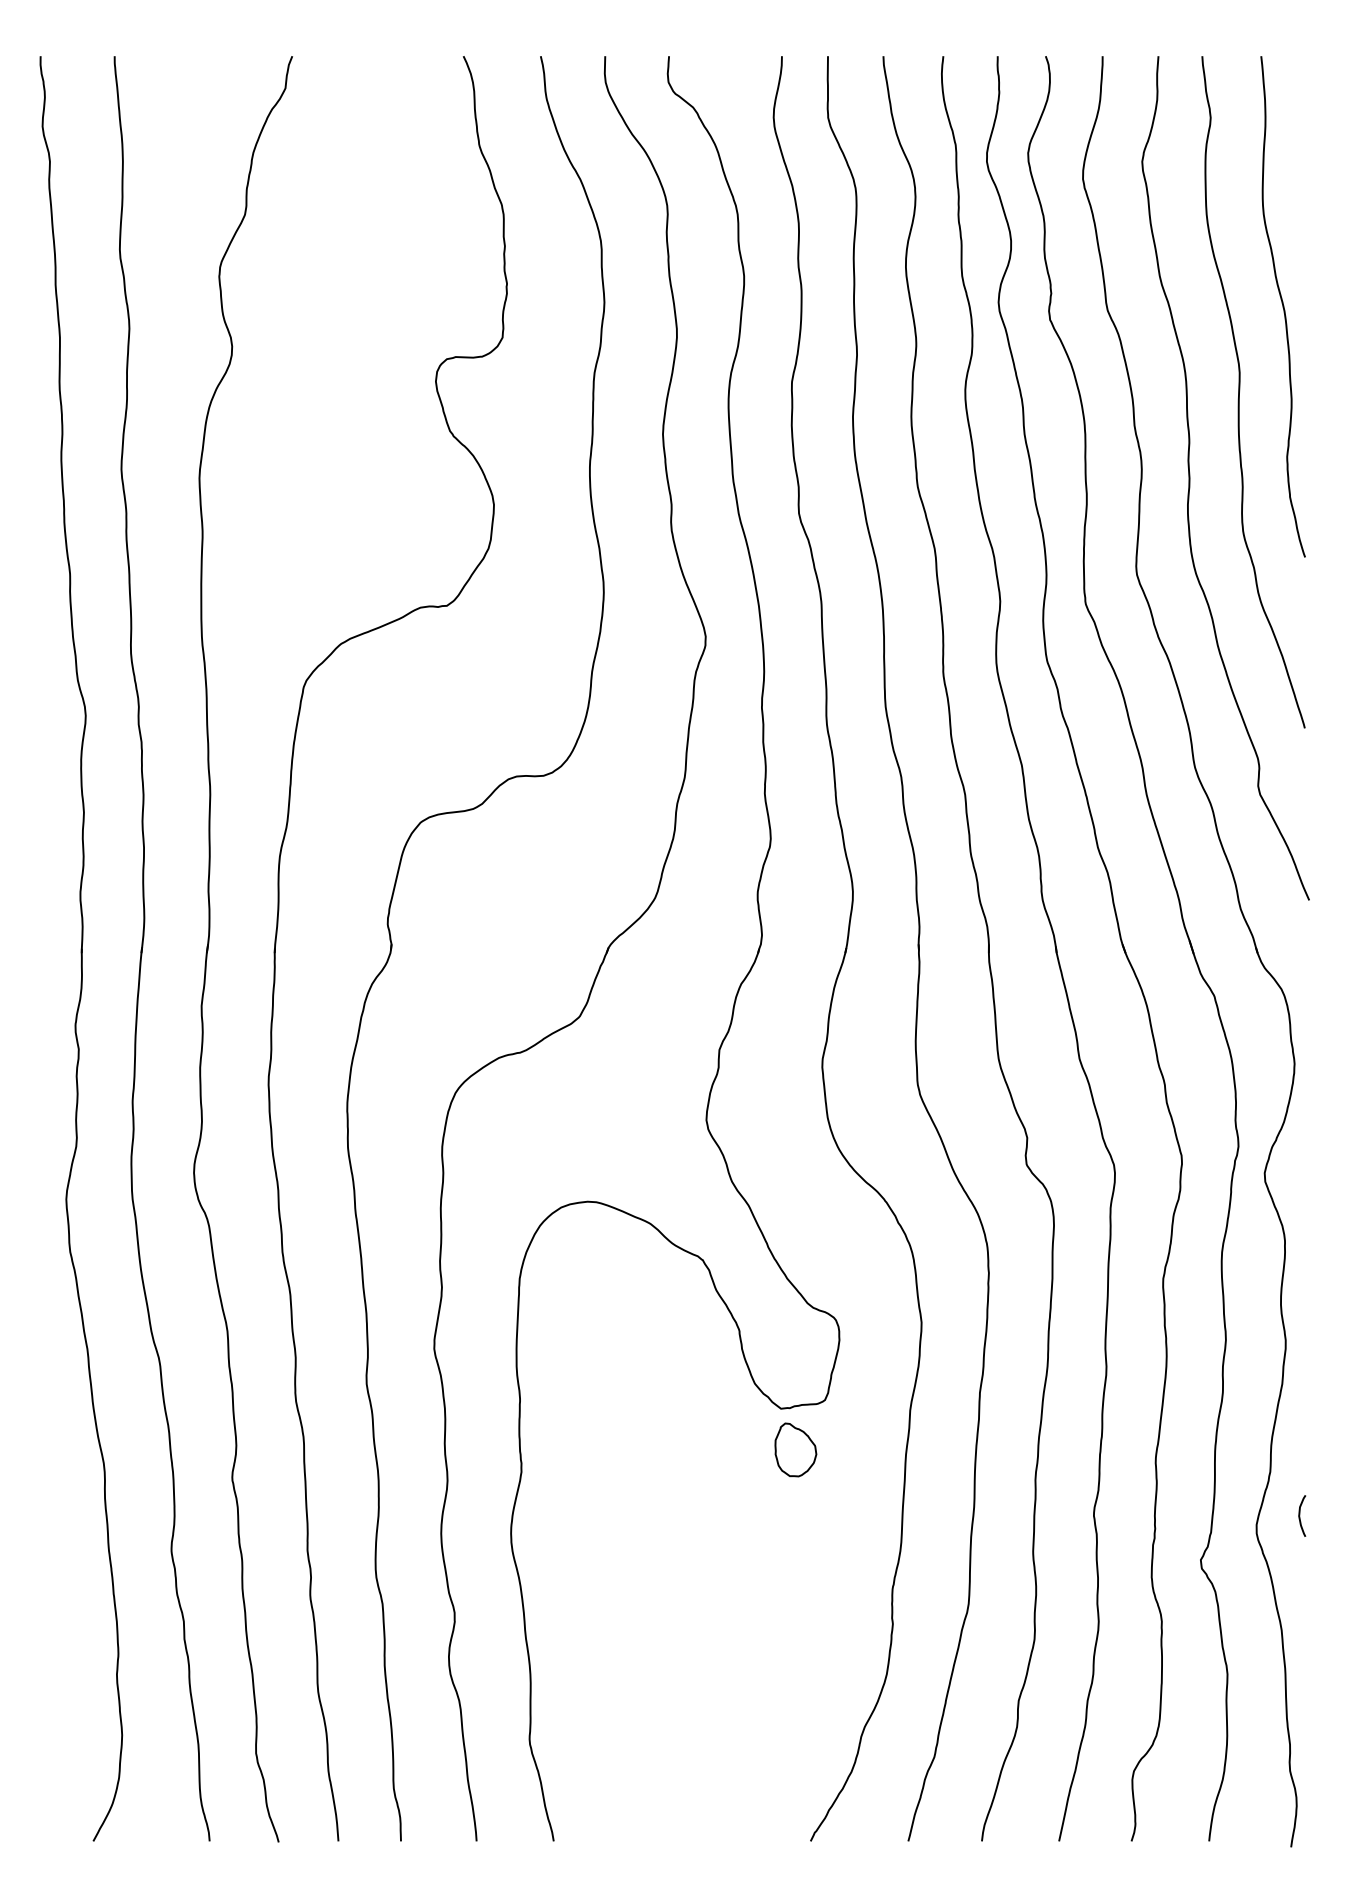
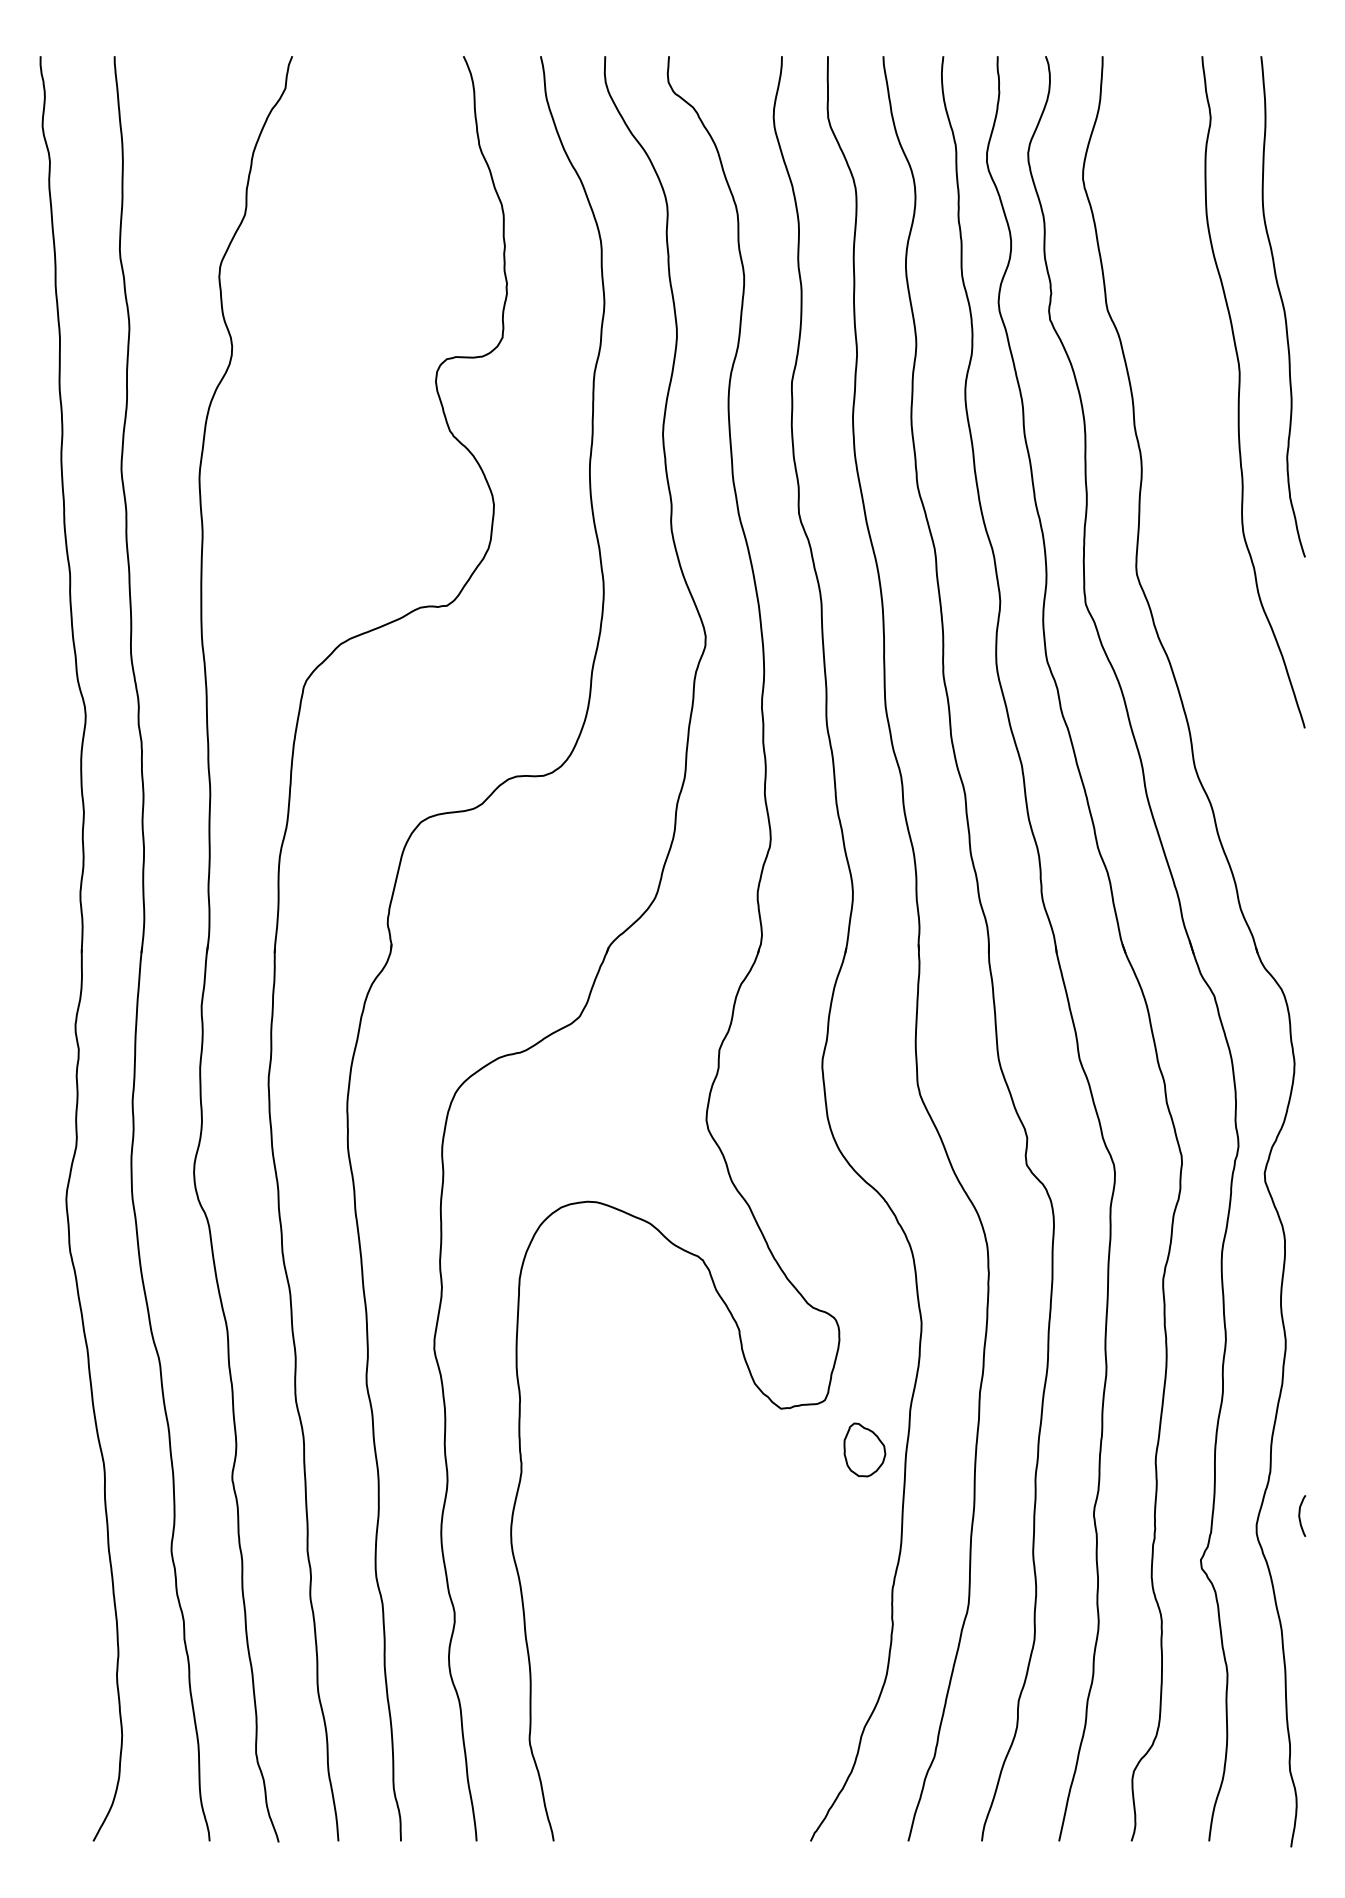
curve: present -> none (1190, 478)
part position: (795, 1449) -> (864, 1449) (864, 1449)
